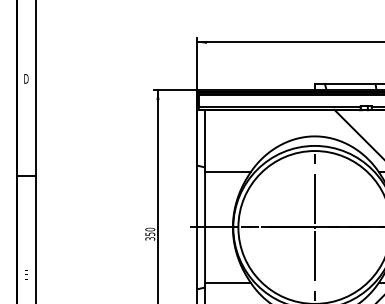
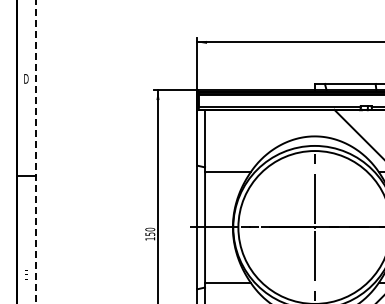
line: solid -> dashed (36, 152)
text: 350 -> 150 (150, 238)
